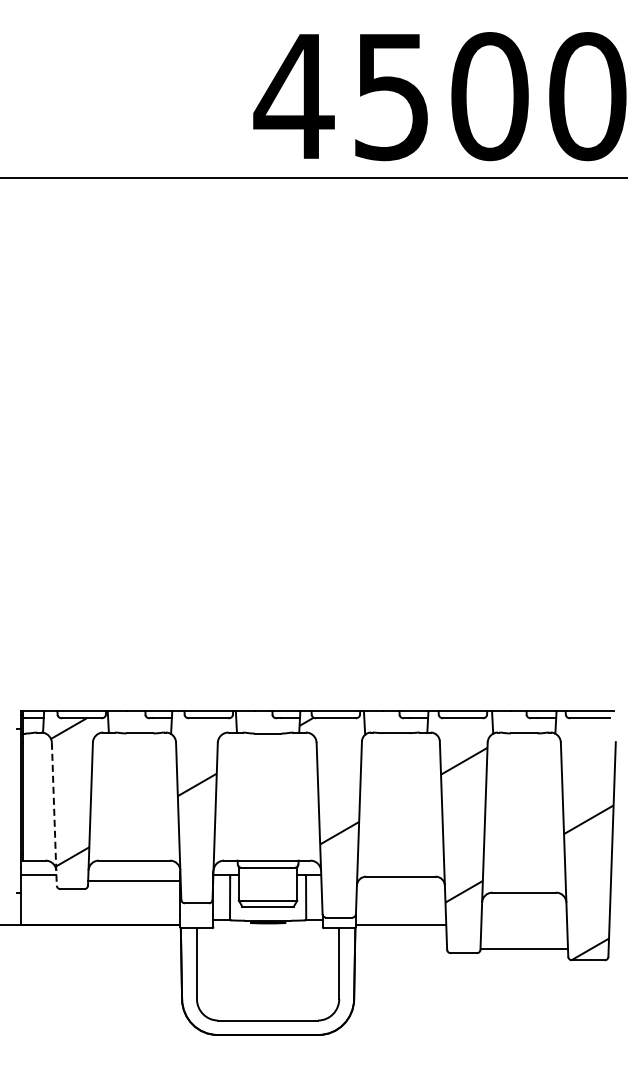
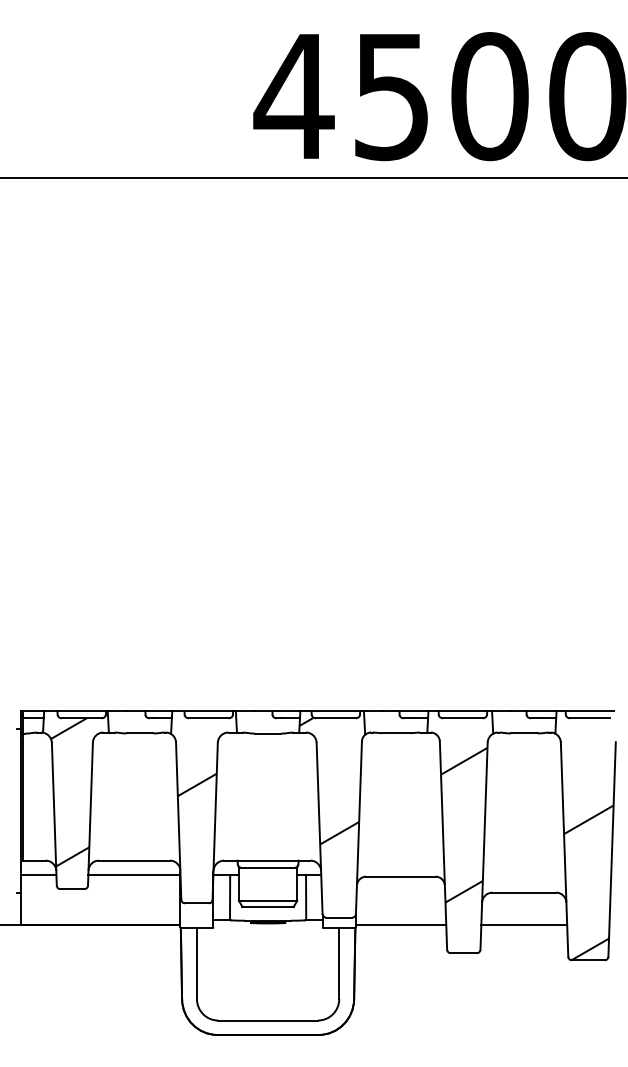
line: dashed -> solid (54, 814)
line position: (134, 880) -> (134, 874) (134, 874)
line position: (524, 948) -> (524, 924) (524, 924)
